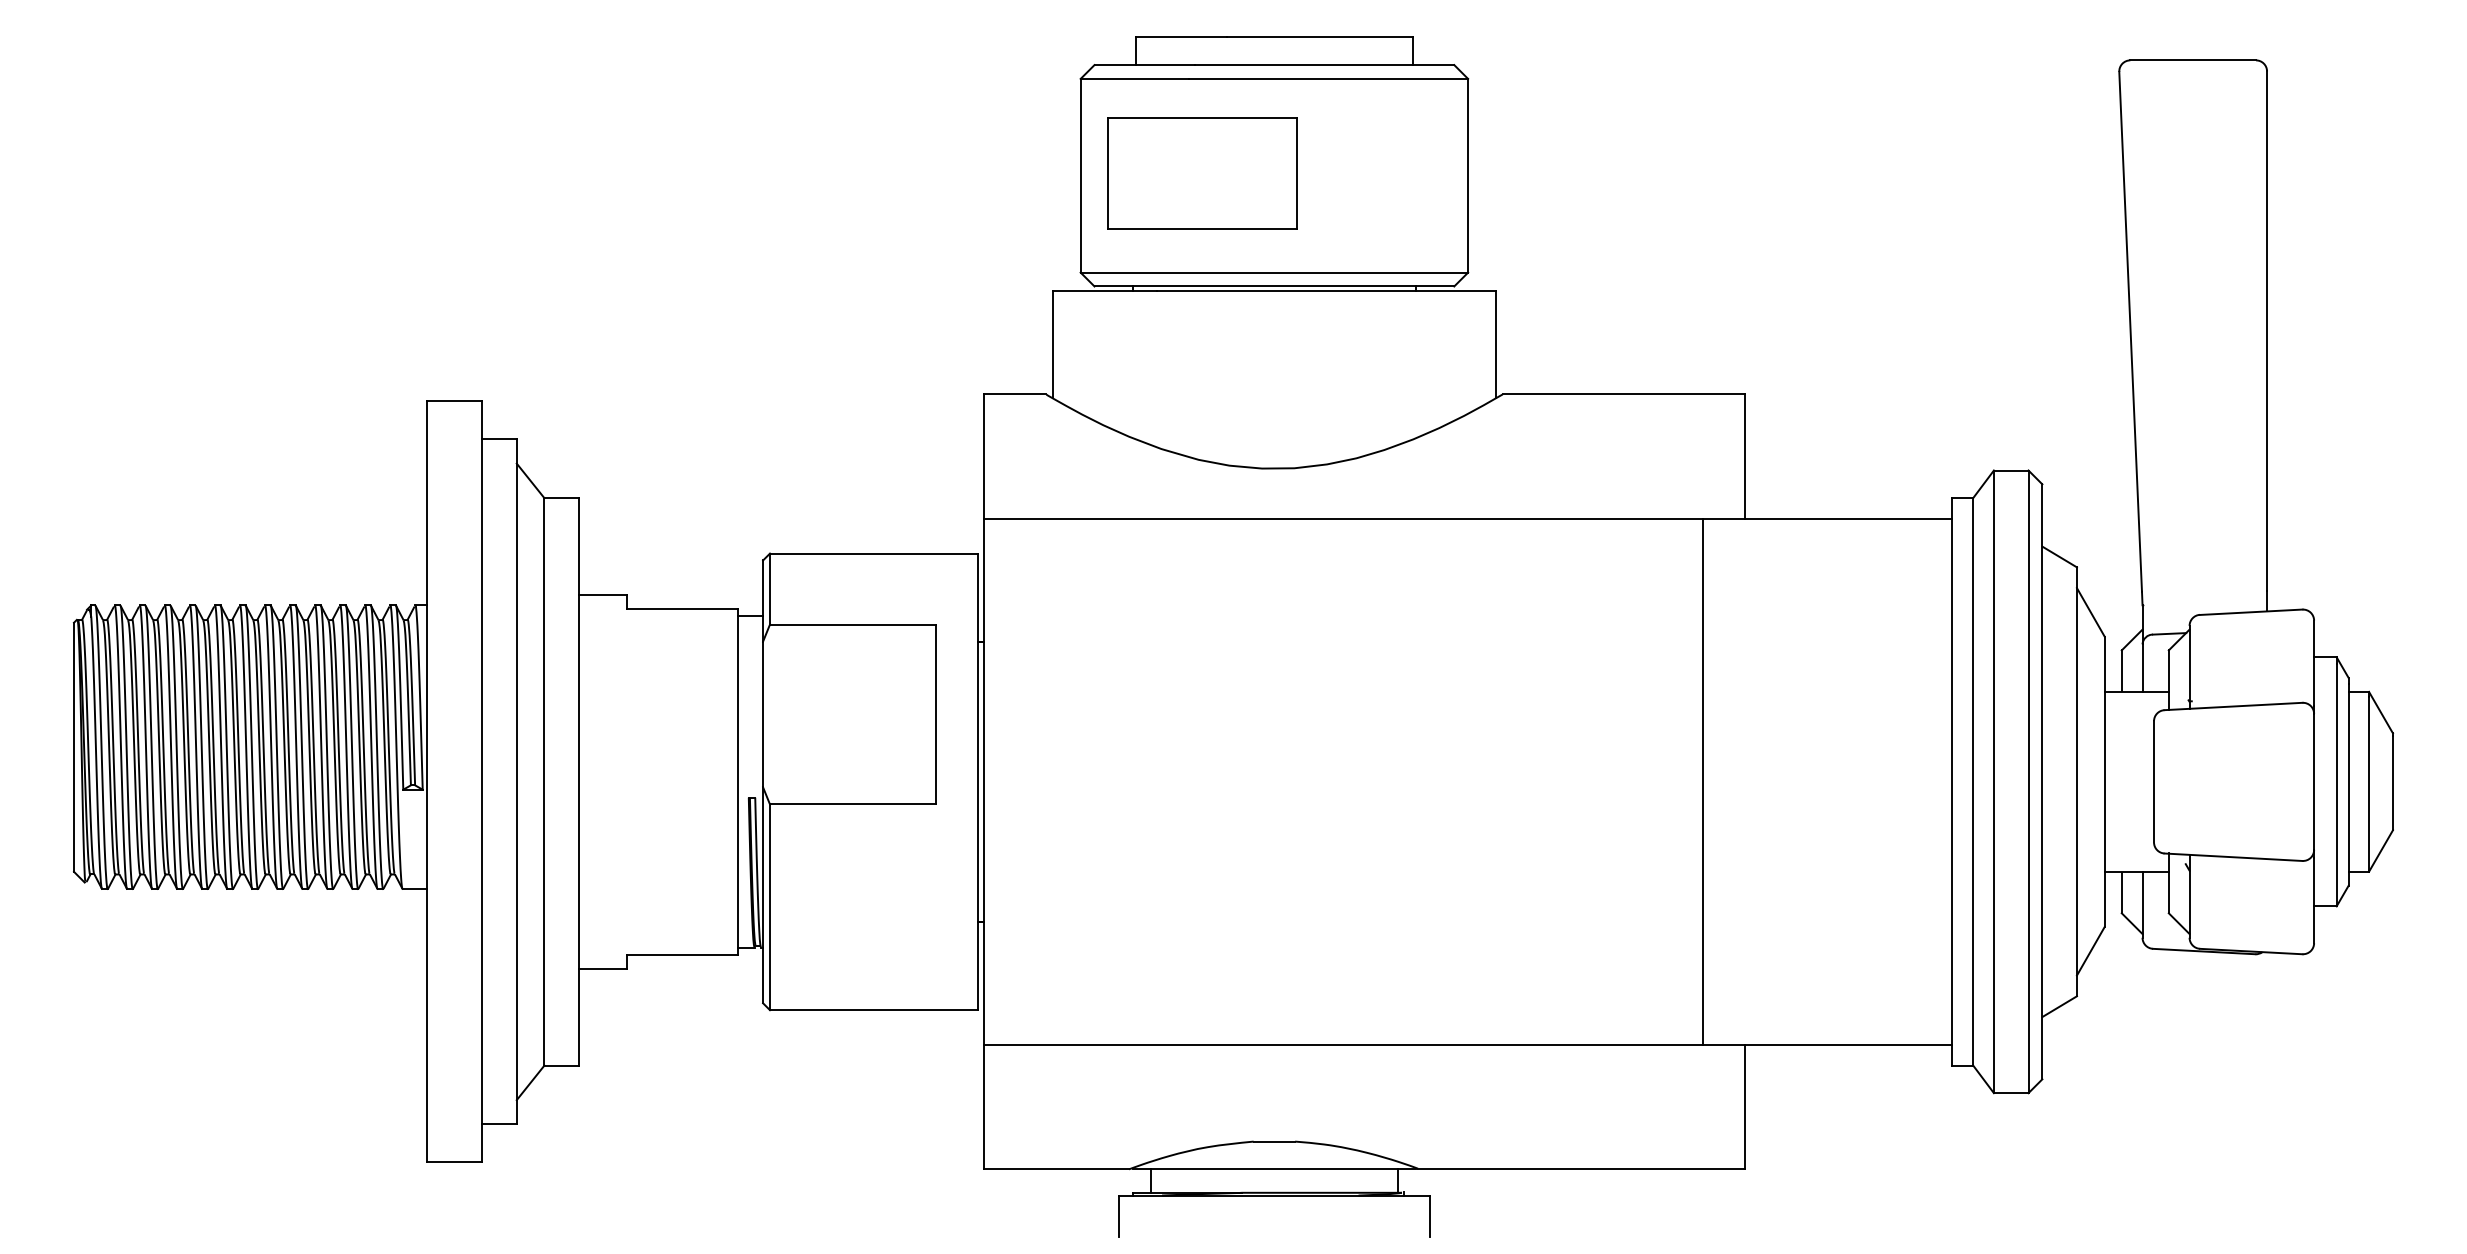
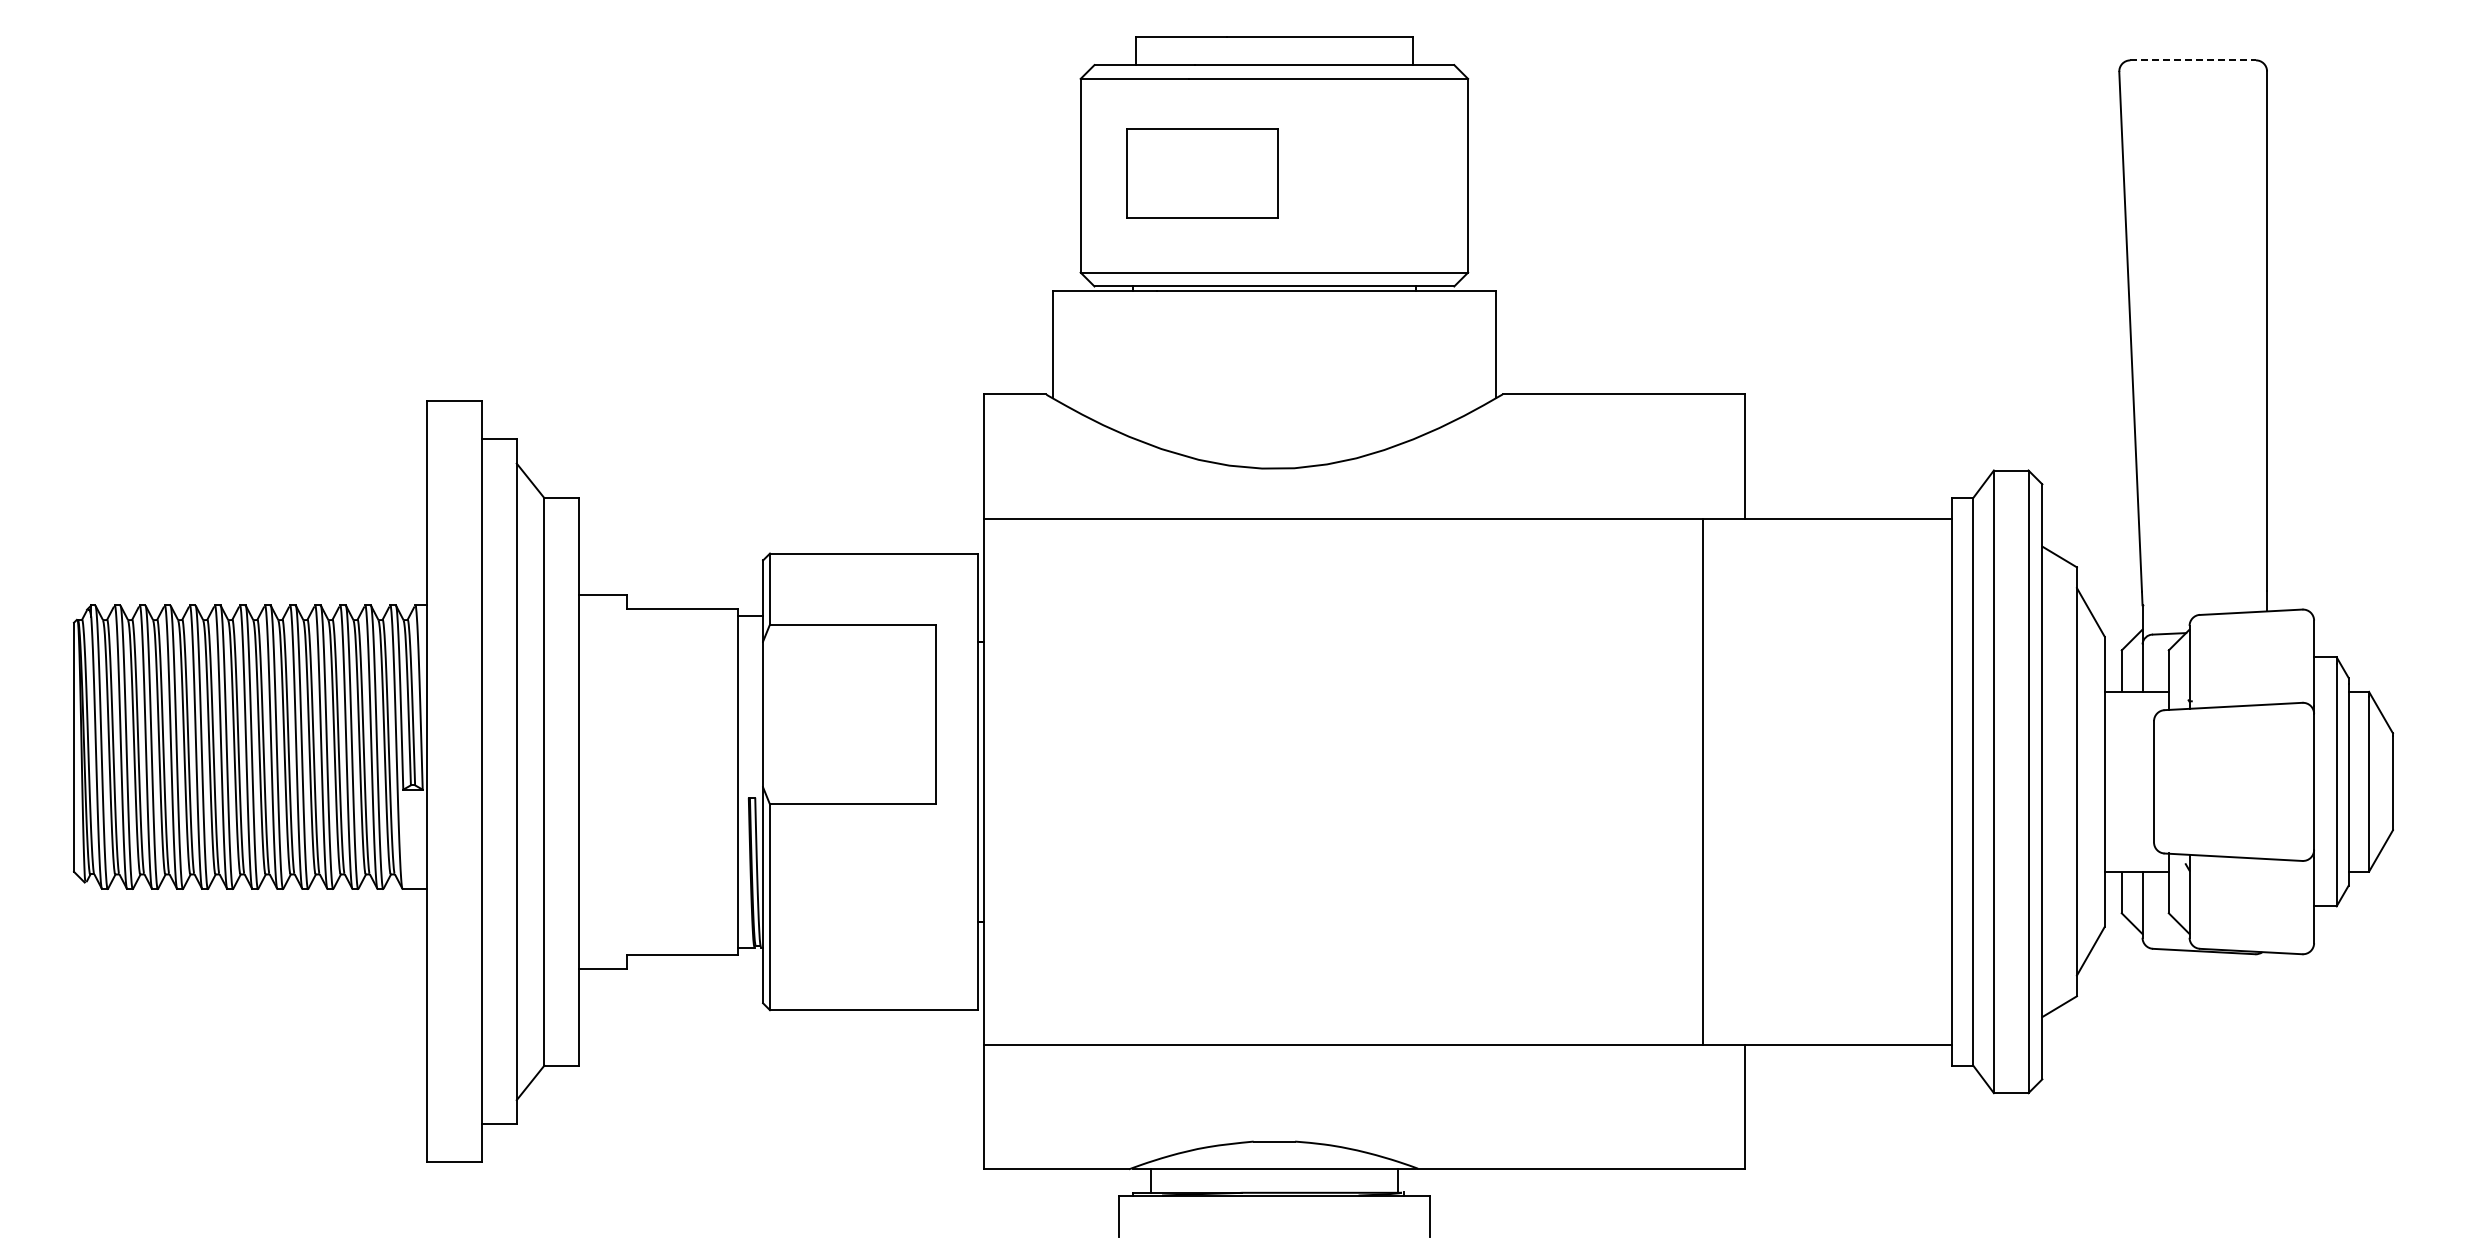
line: solid -> dashed (2193, 60)
part size: 191x113 px -> 153x91 px (1202, 173)
